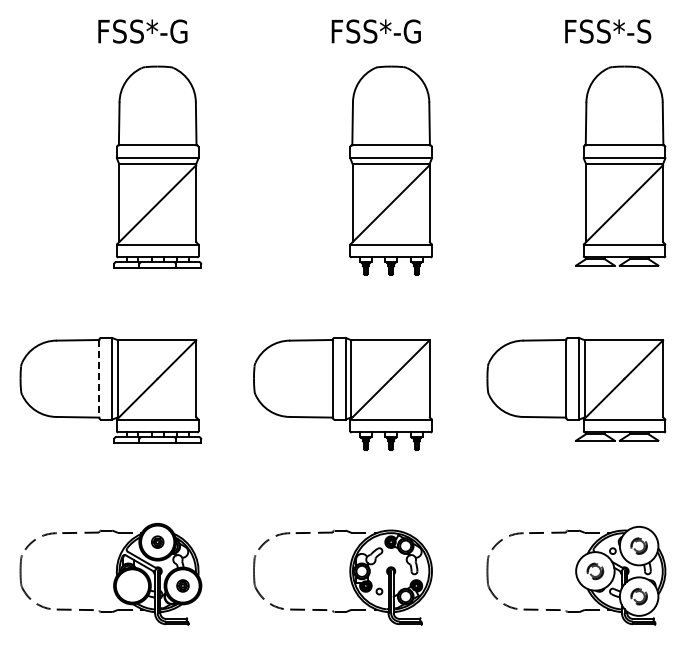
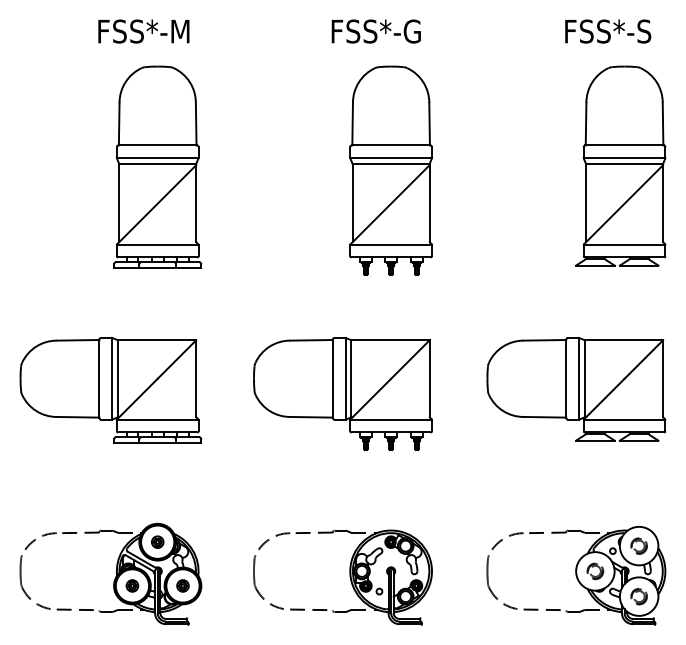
text: FSS*-G -> FSS*-M (179, 31)
line: dashed -> solid (99, 379)
part: none -> present (132, 585)
